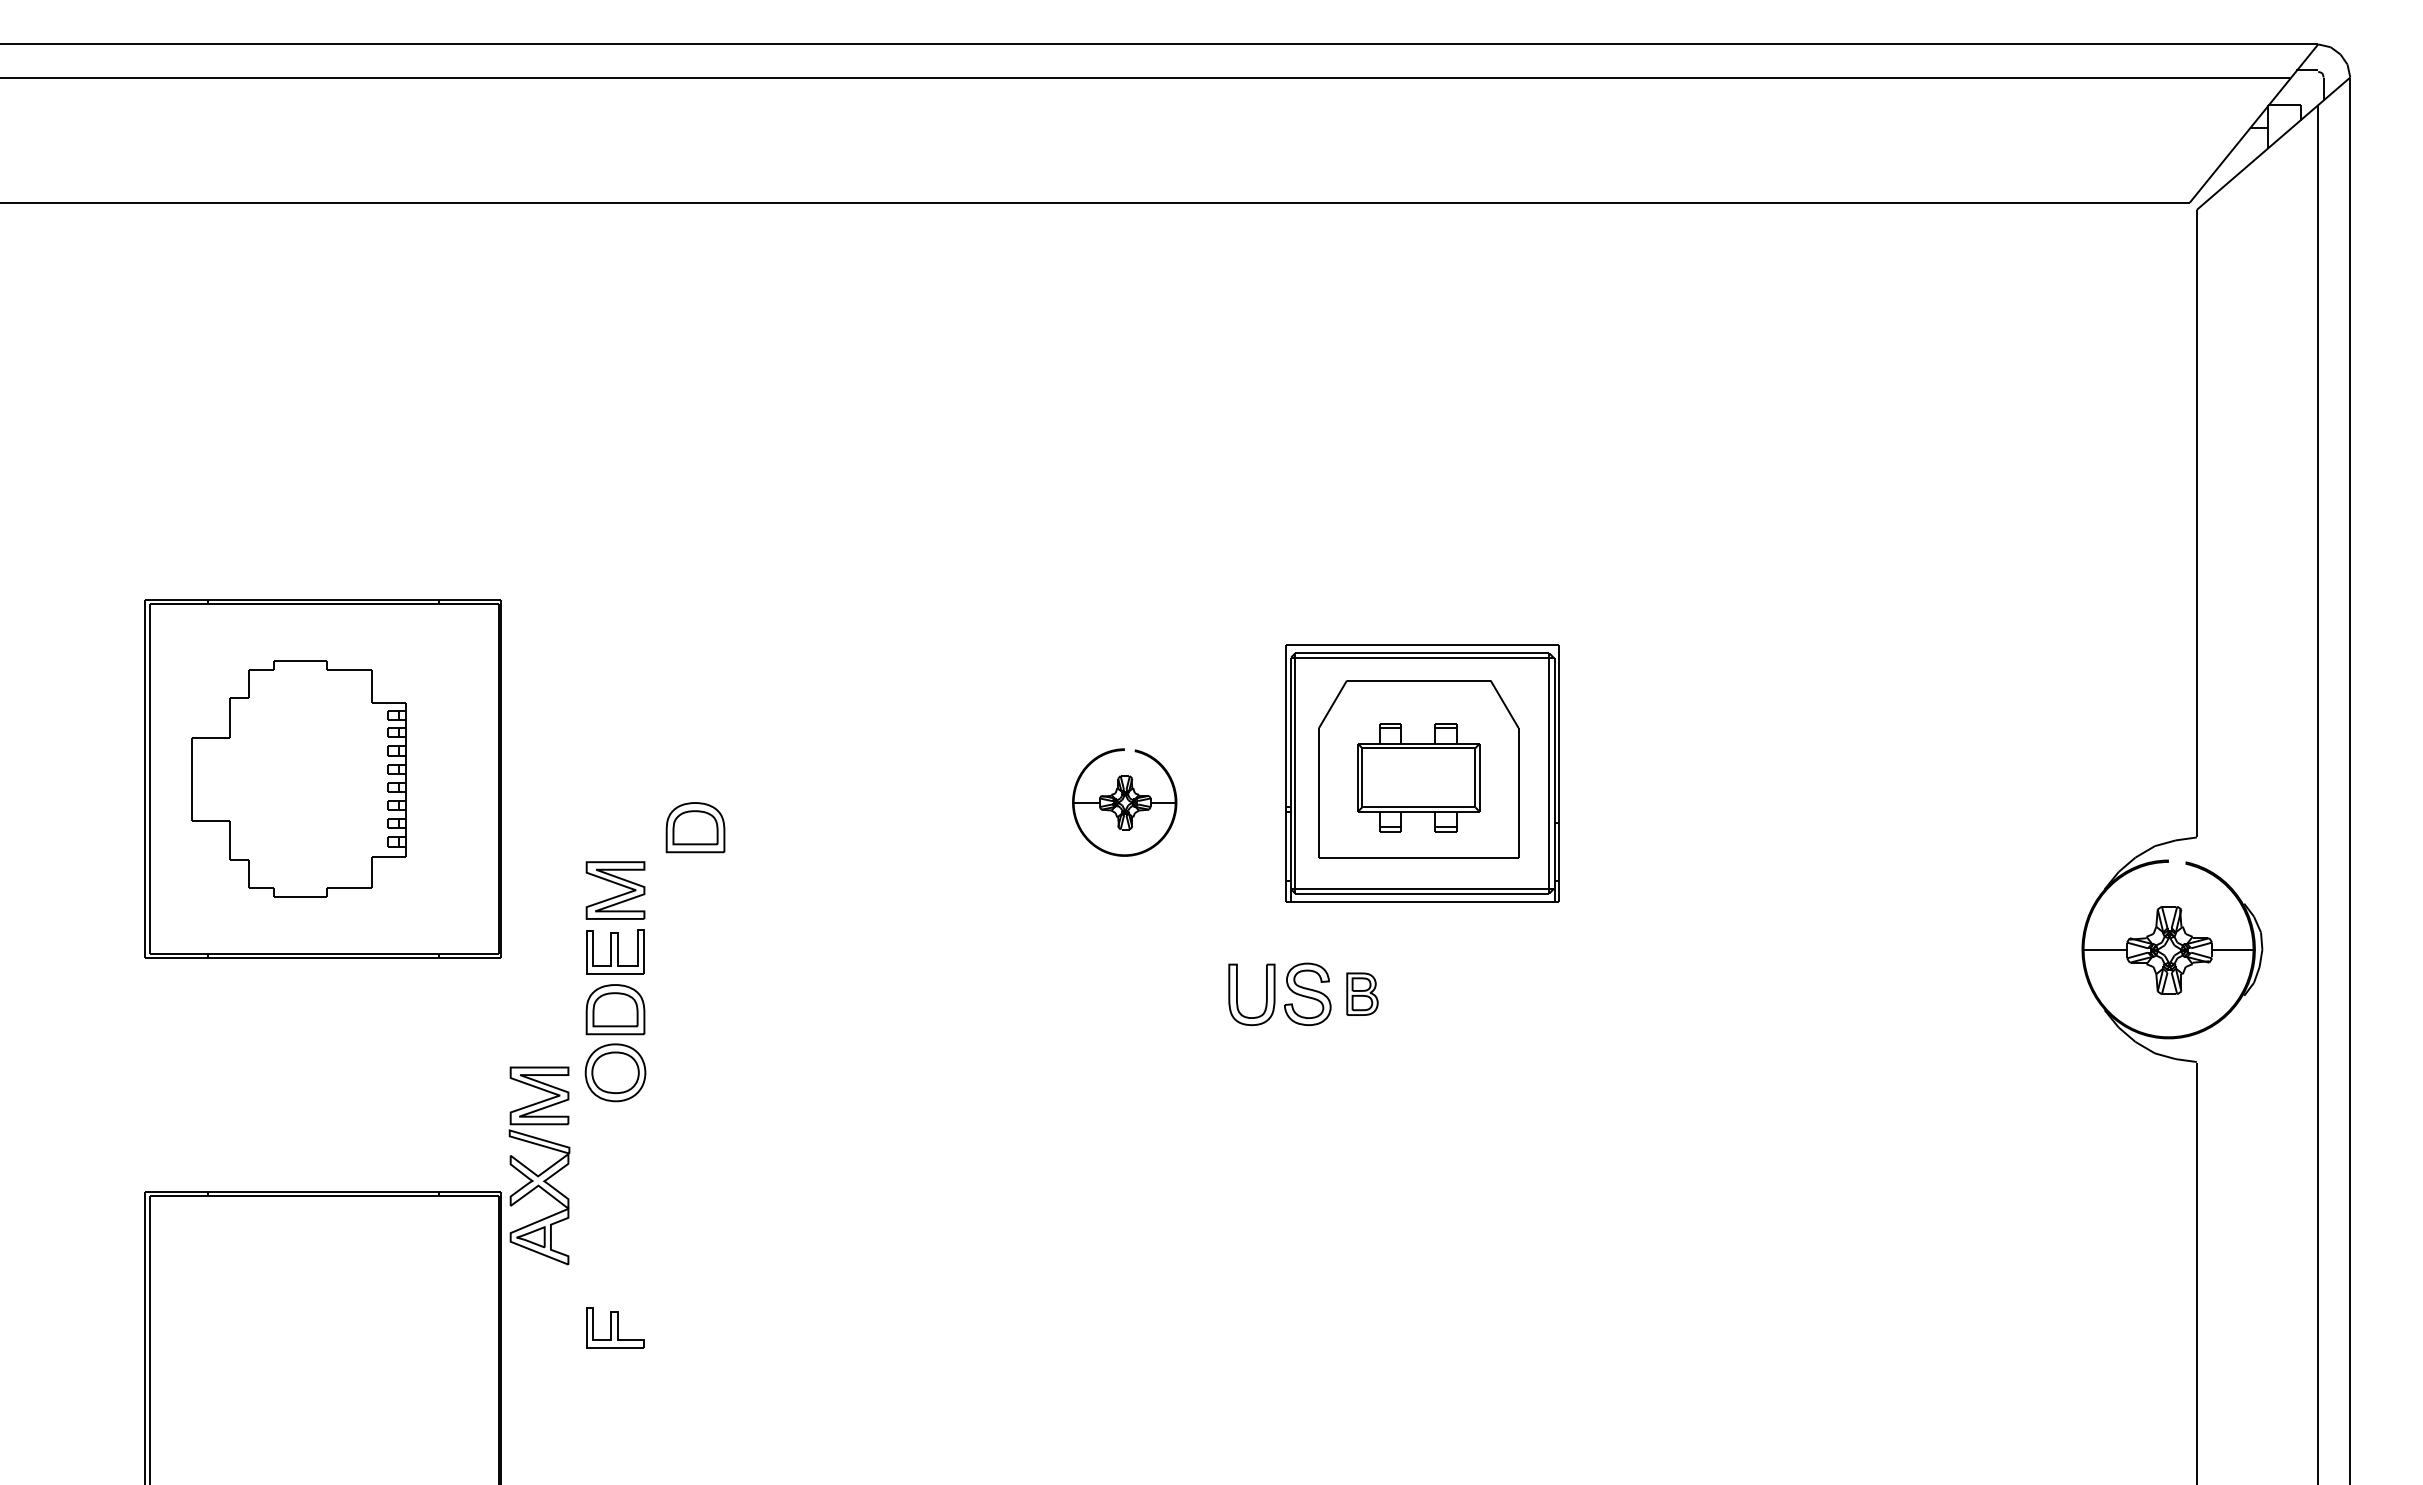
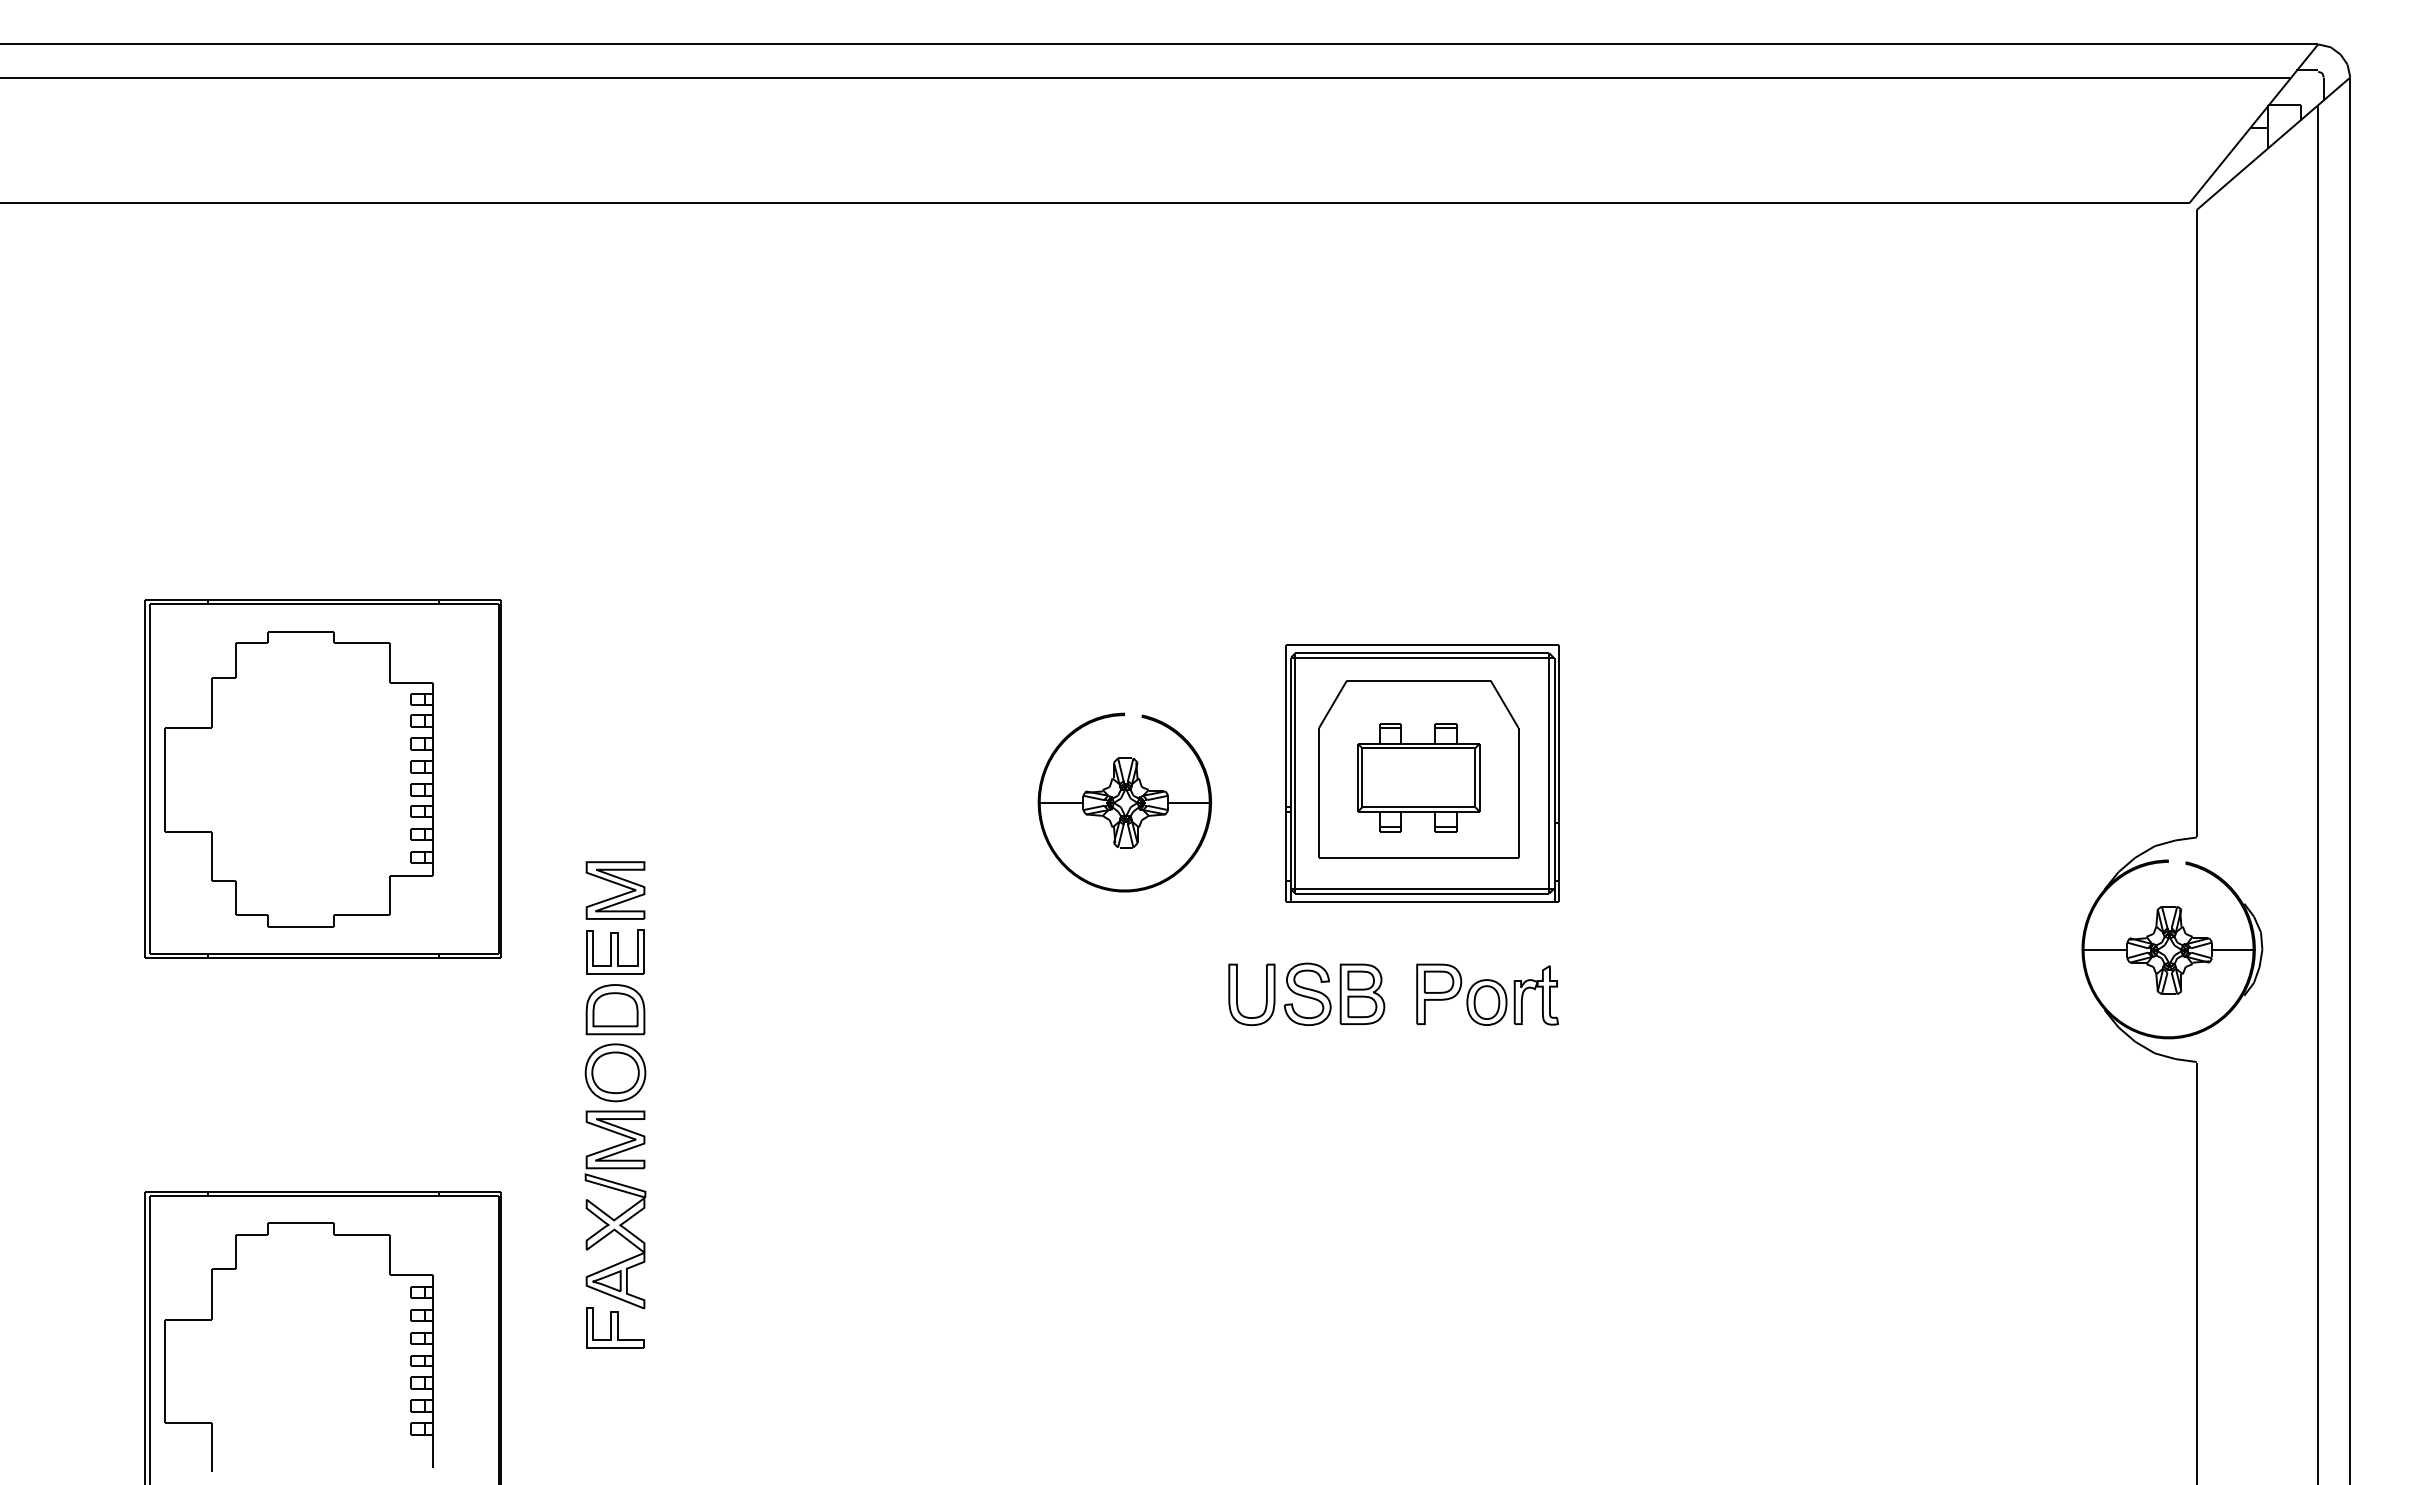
part size: 216x238 px -> 270x297 px (298, 779)
part size: 106x109 px -> 175x181 px (1124, 802)
part: present -> none (695, 827)
part size: 33x44 px -> 47x62 px (1362, 993)
part: none -> present (1487, 994)
part position: (544, 1170) -> (620, 1214) (620, 1214)
part: none -> present (212, 1319)
